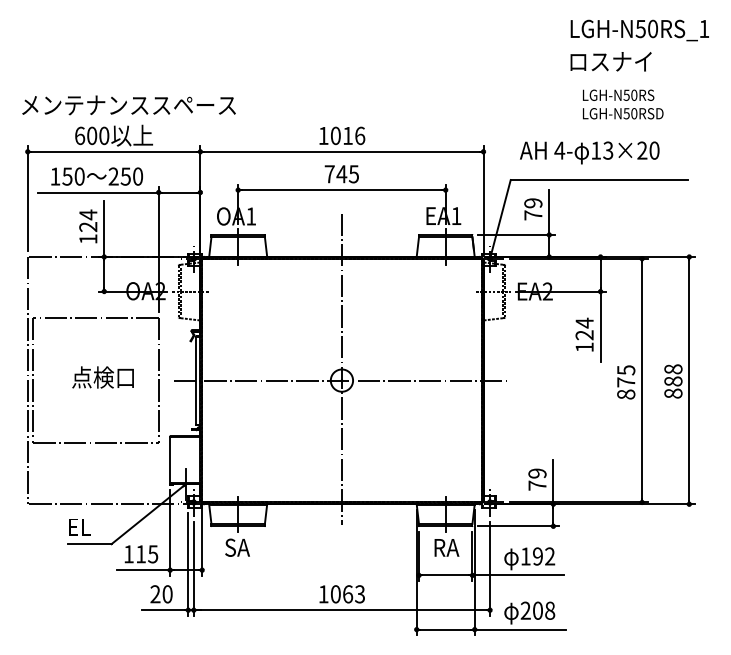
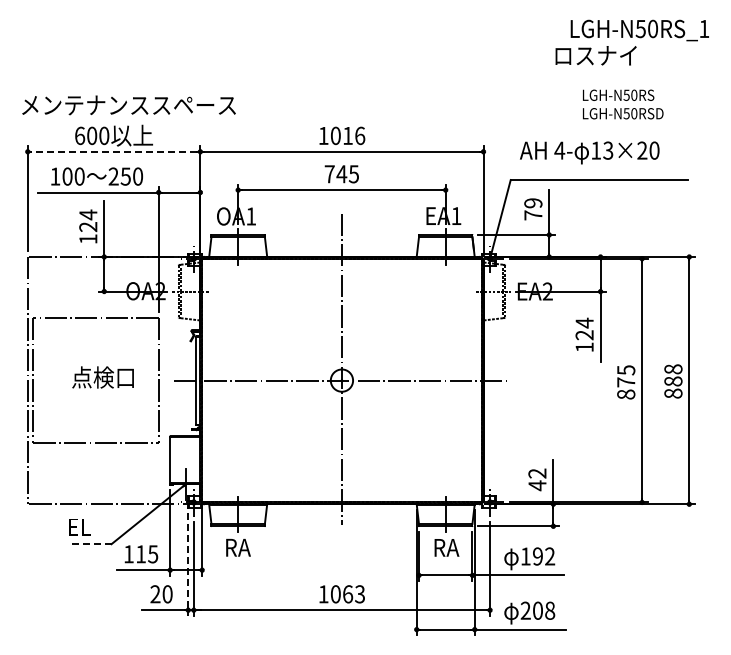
text position: (610, 61) -> (595, 55) (595, 55)
line: solid -> dashed (114, 151)
text: 150 -> 100 (67, 176)
text: 79 -> 42 (537, 479)
line: solid -> dashed (89, 544)
text: SA -> RA (237, 547)
line: solid -> dashed (188, 564)
